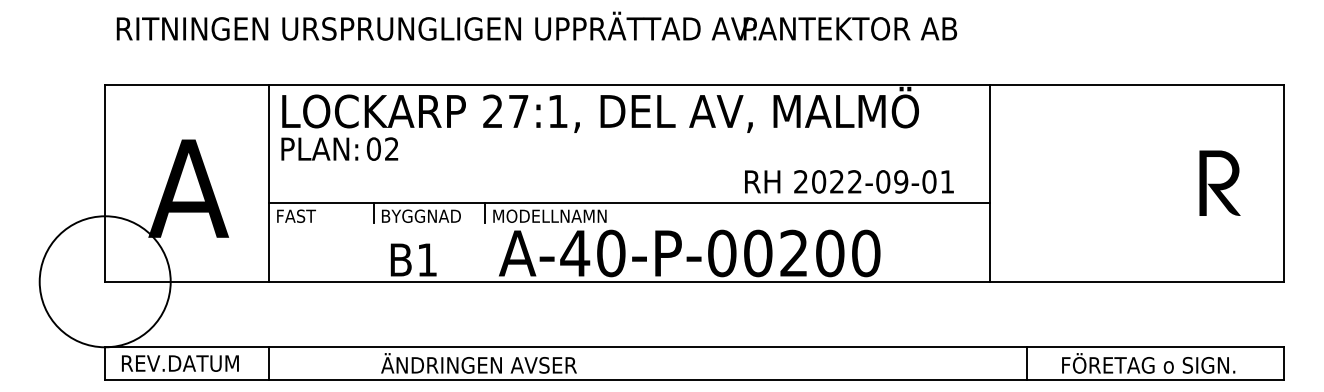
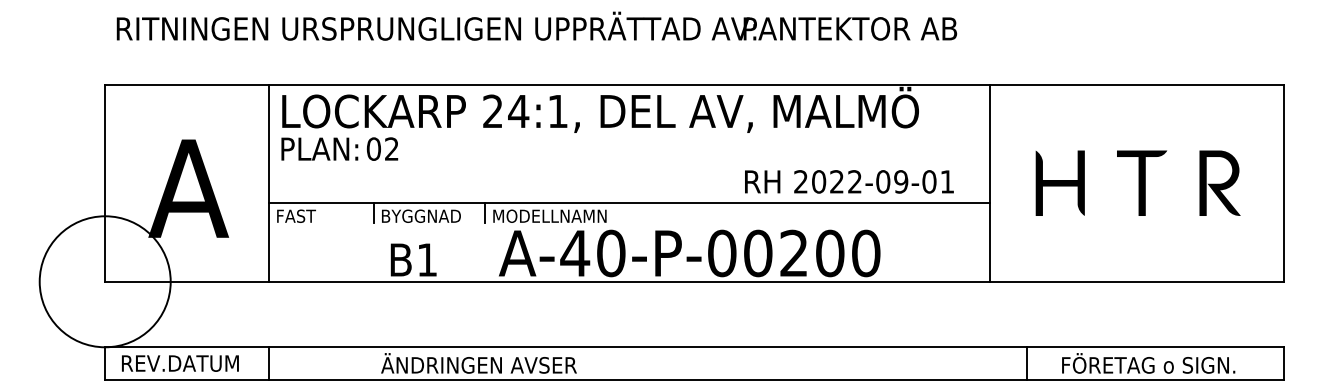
text: 27:1, -> 24:1, (518, 111)
part: none -> present (1142, 182)
fill: none -> present (1059, 183)
